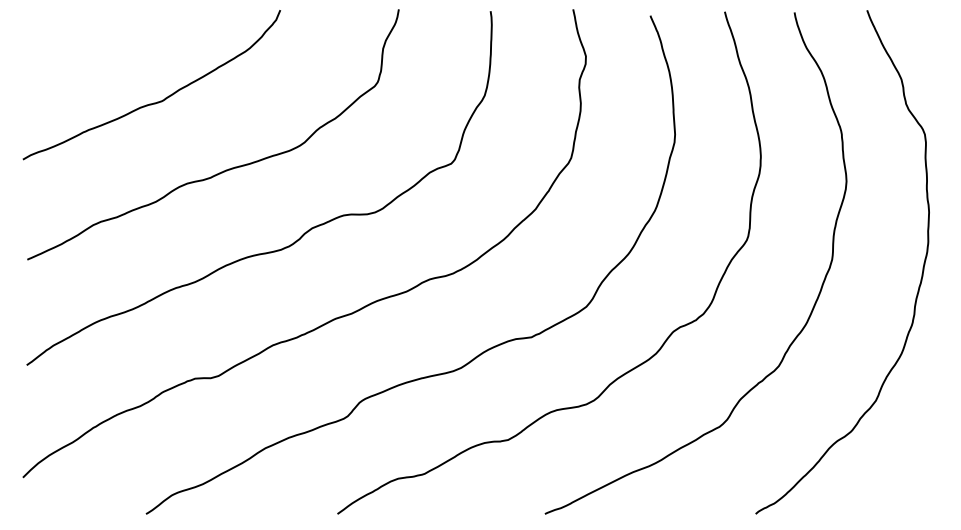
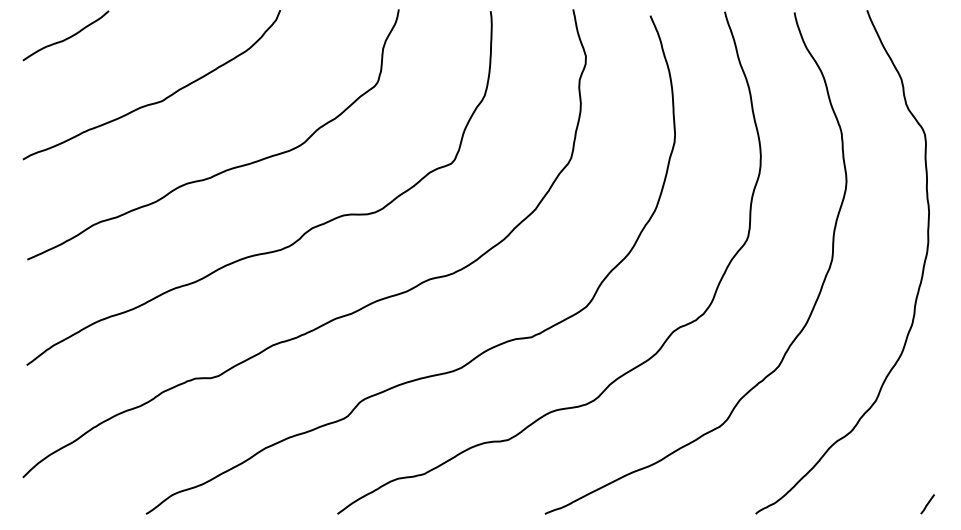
curve: none -> present (67, 37)
line: none -> present (927, 504)
